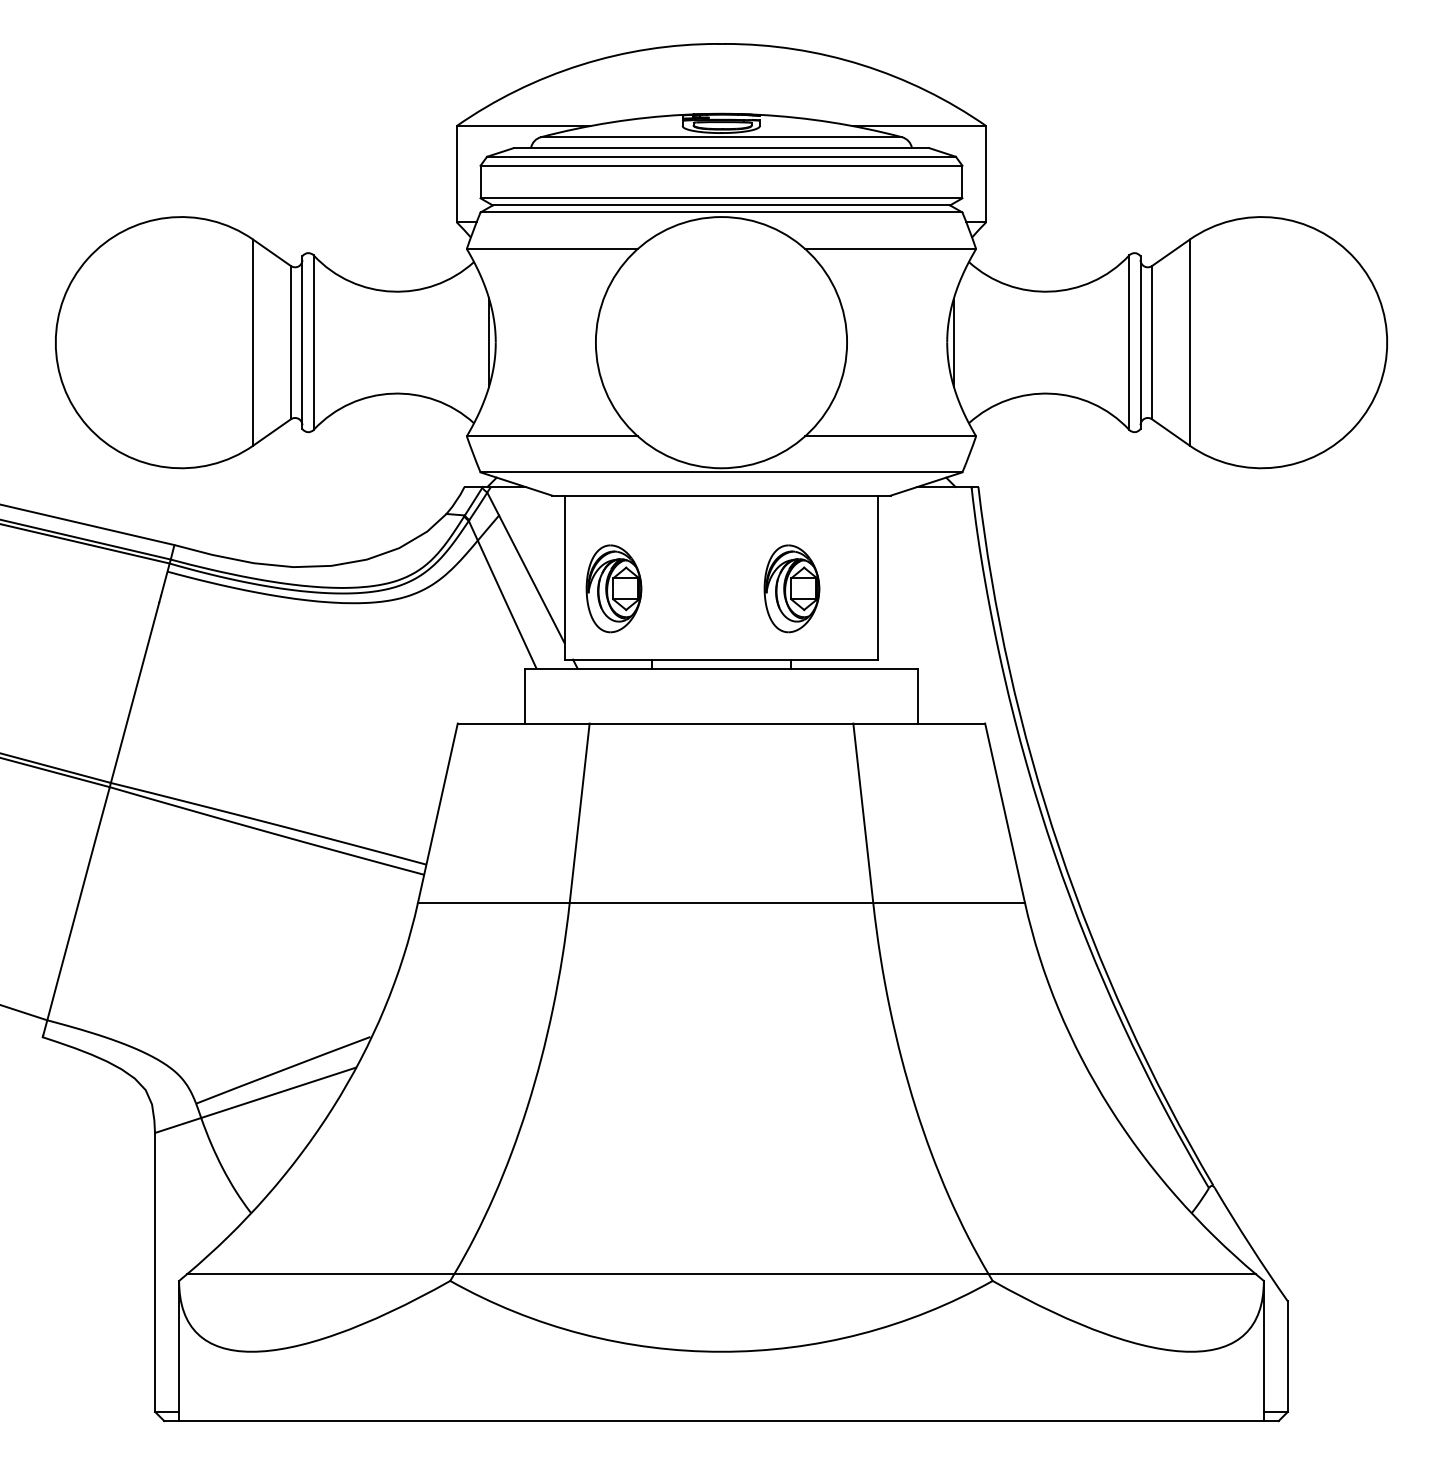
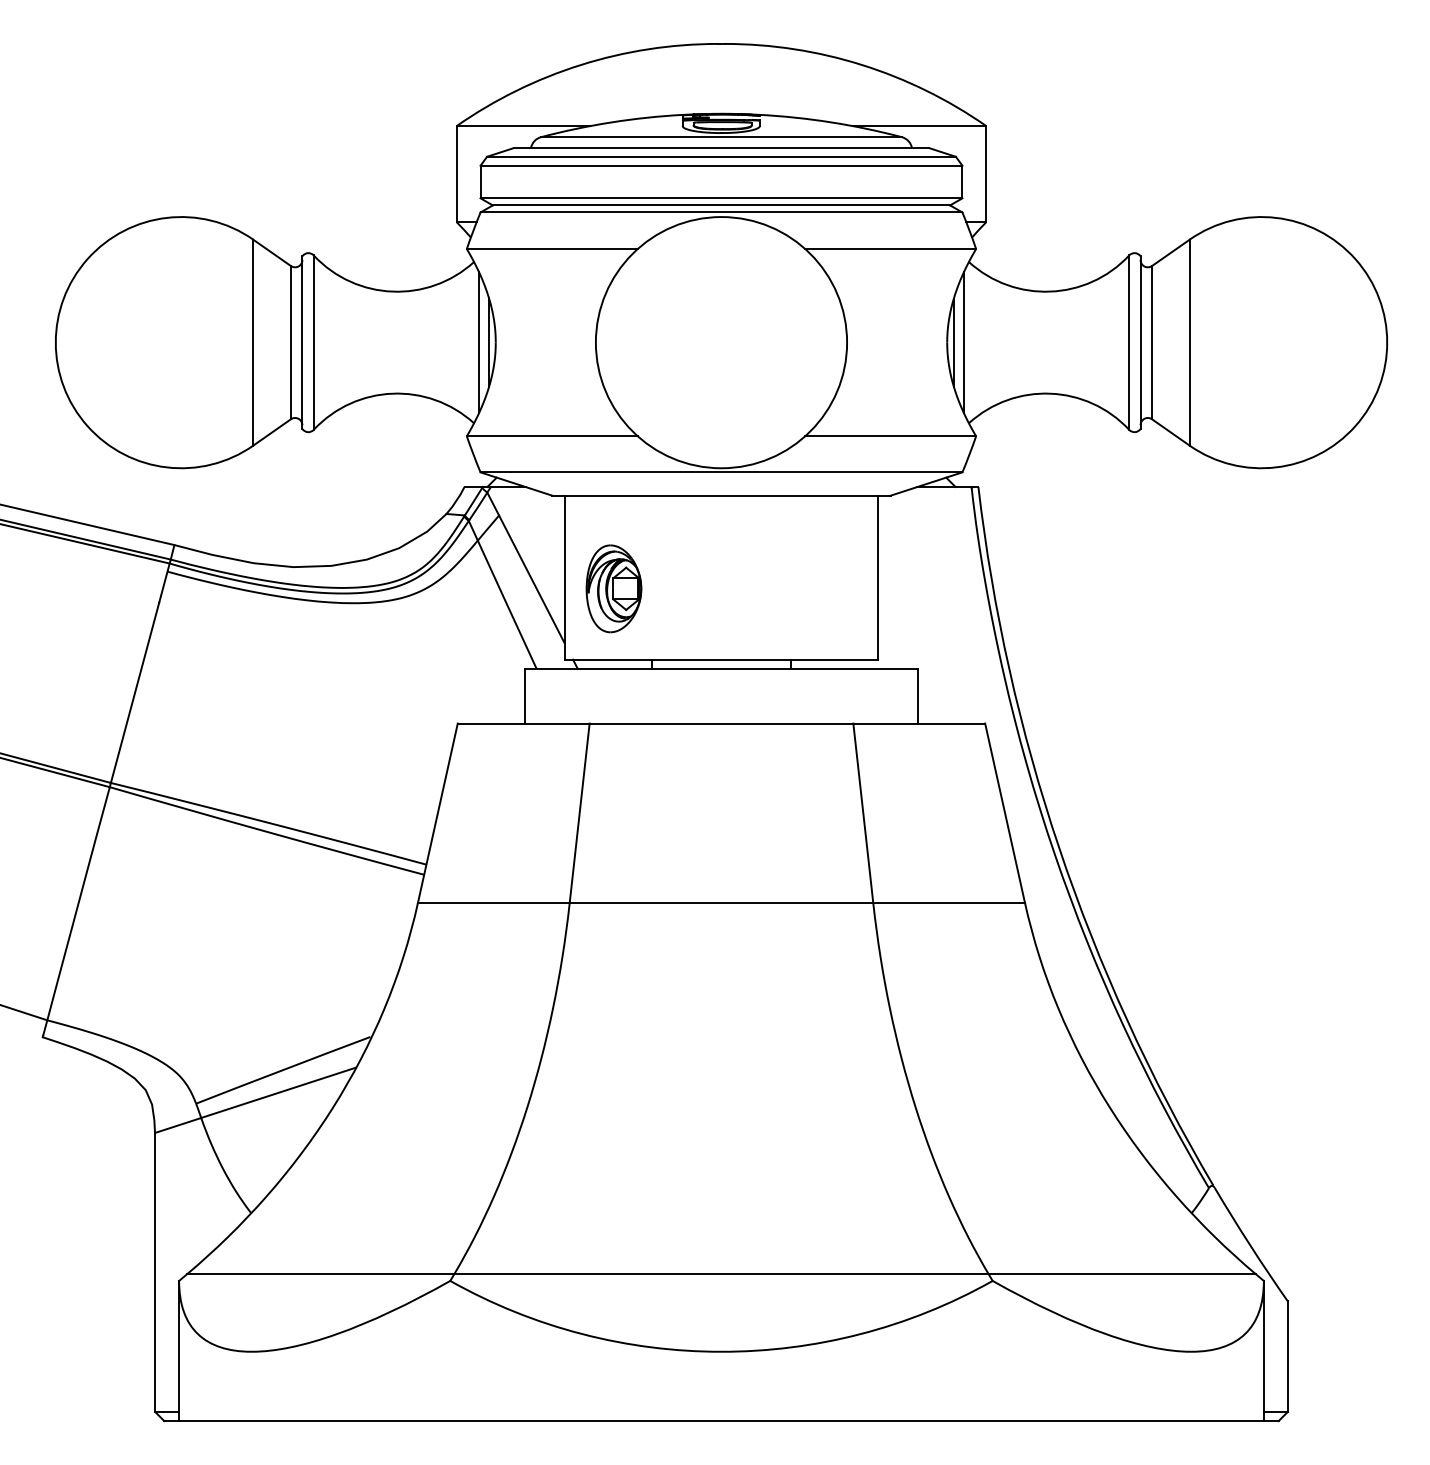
line: none -> present (478, 342)
line: none -> present (964, 342)
part: present -> none (791, 588)
